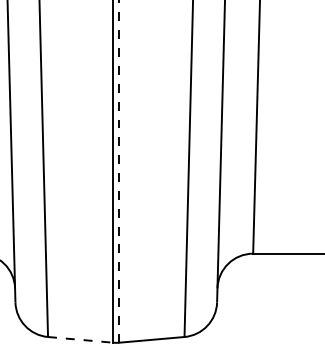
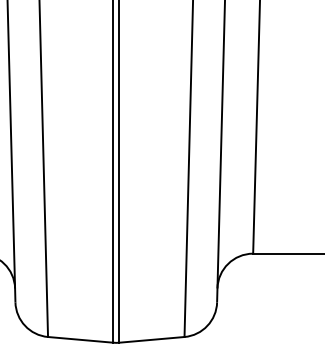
line: dashed -> solid (119, 171)
line: dashed -> solid (80, 339)
